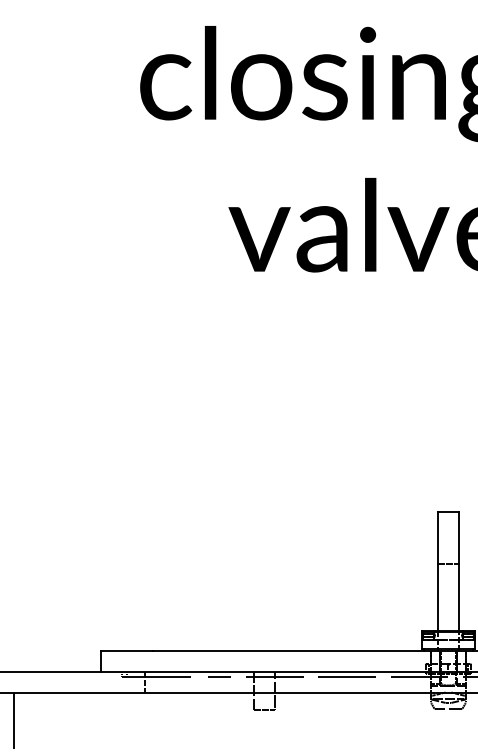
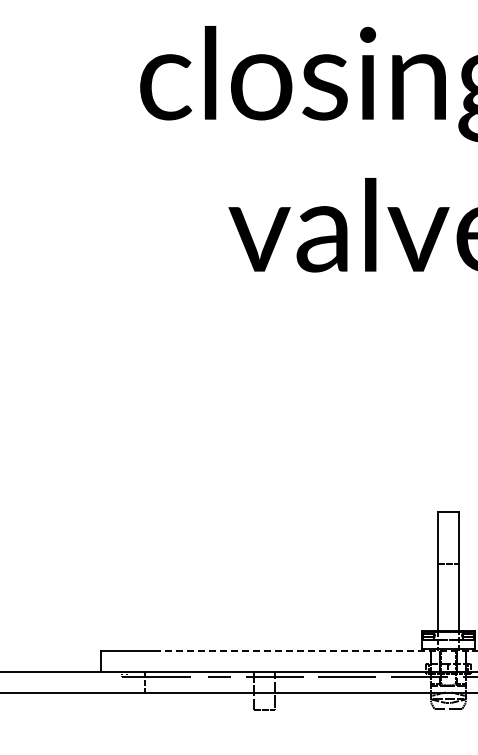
line: solid -> dashed (315, 650)
line: present -> none (14, 721)
